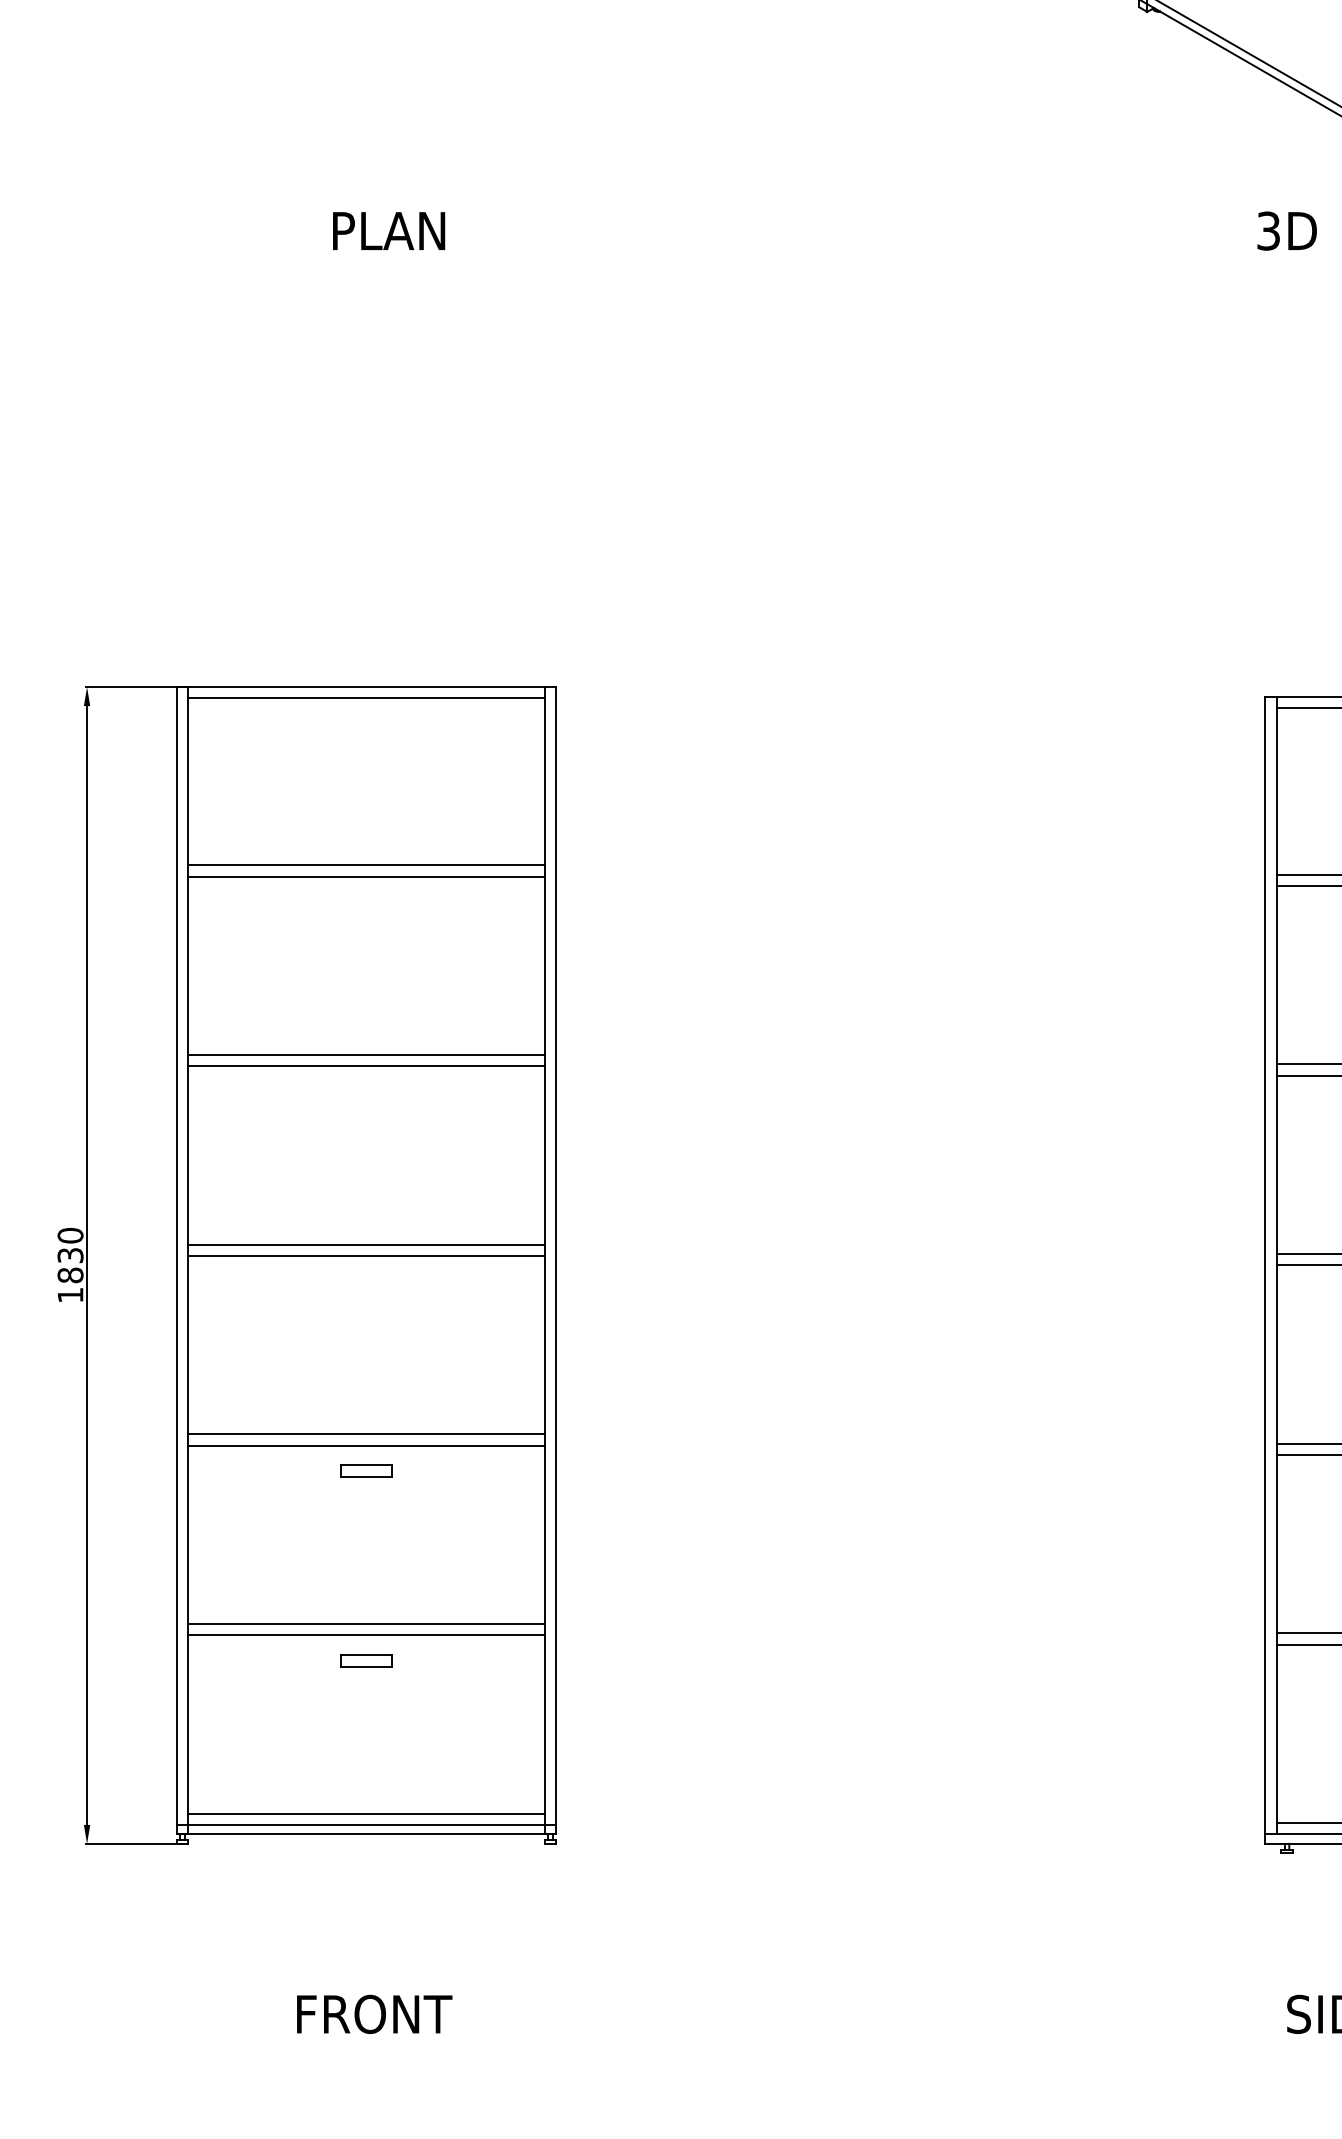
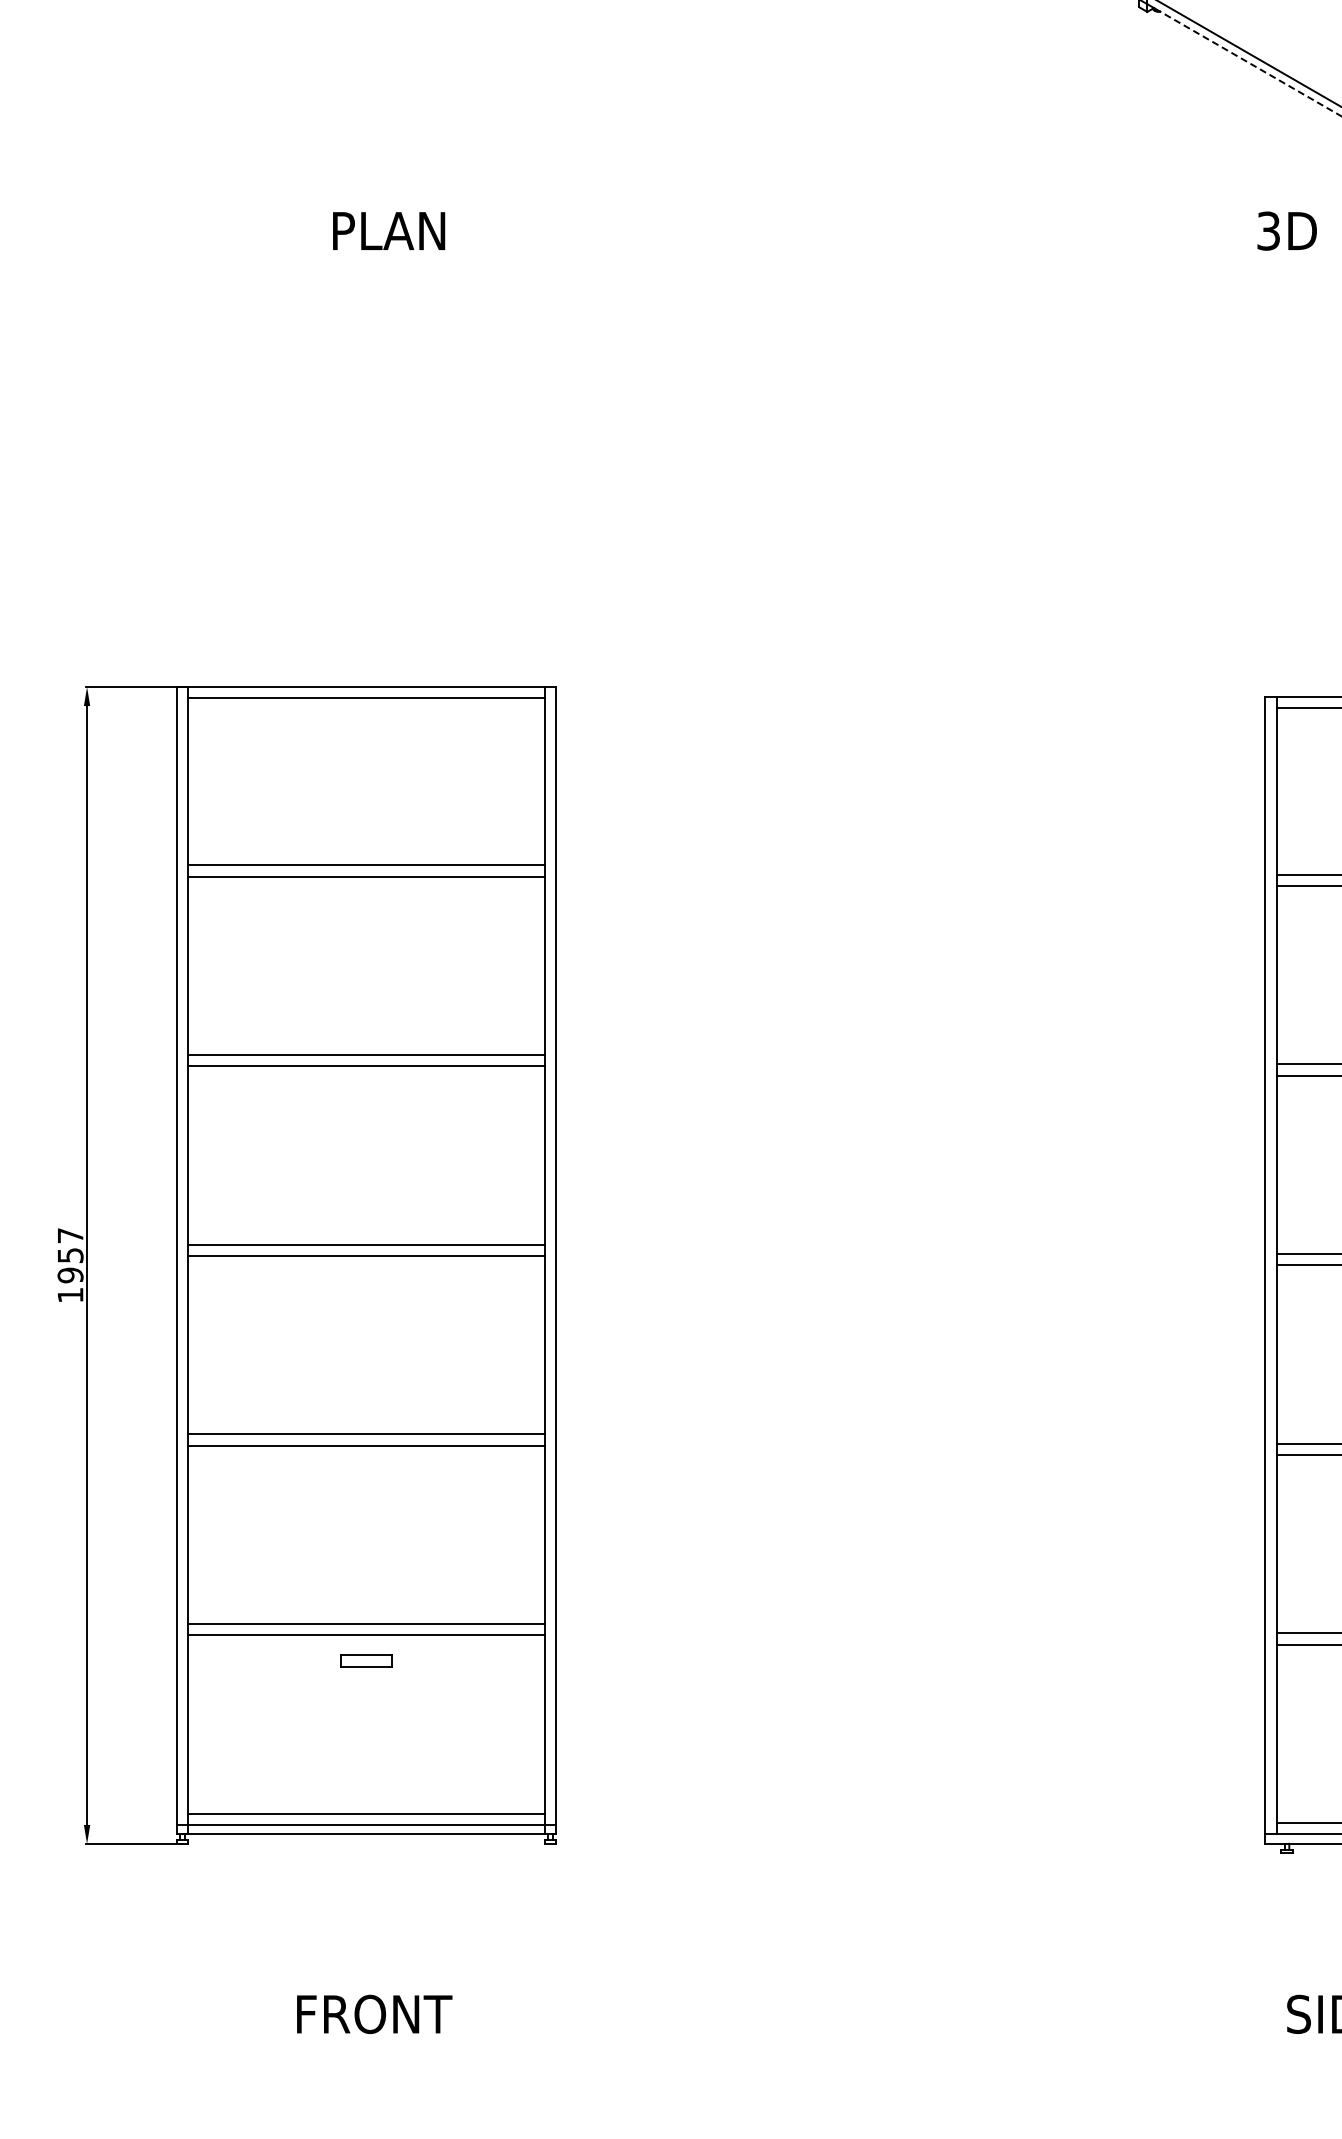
line: solid -> dashed (1250, 63)
text: 1830 -> 1957 (70, 1255)
part: present -> none (366, 1470)
